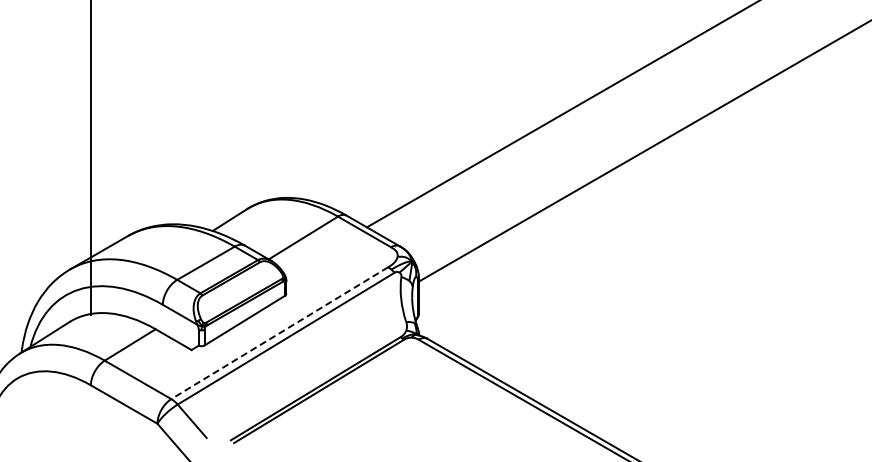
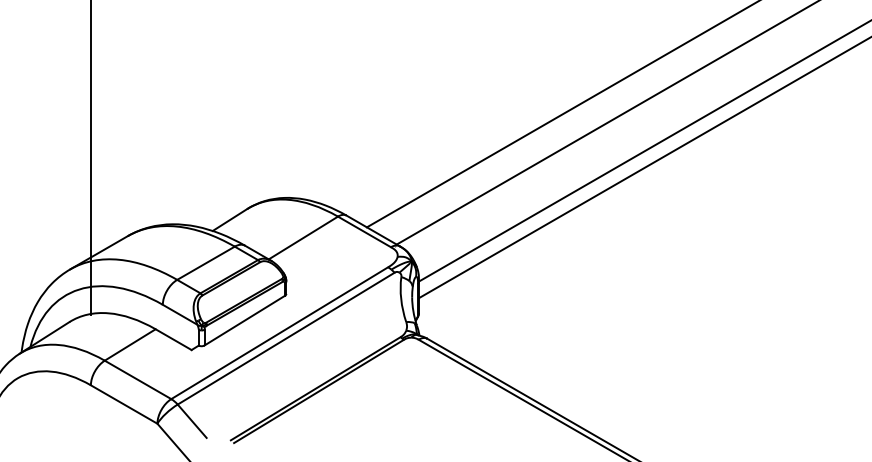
line: none -> present (606, 123)
line: none -> present (643, 168)
line: dashed -> solid (279, 333)
